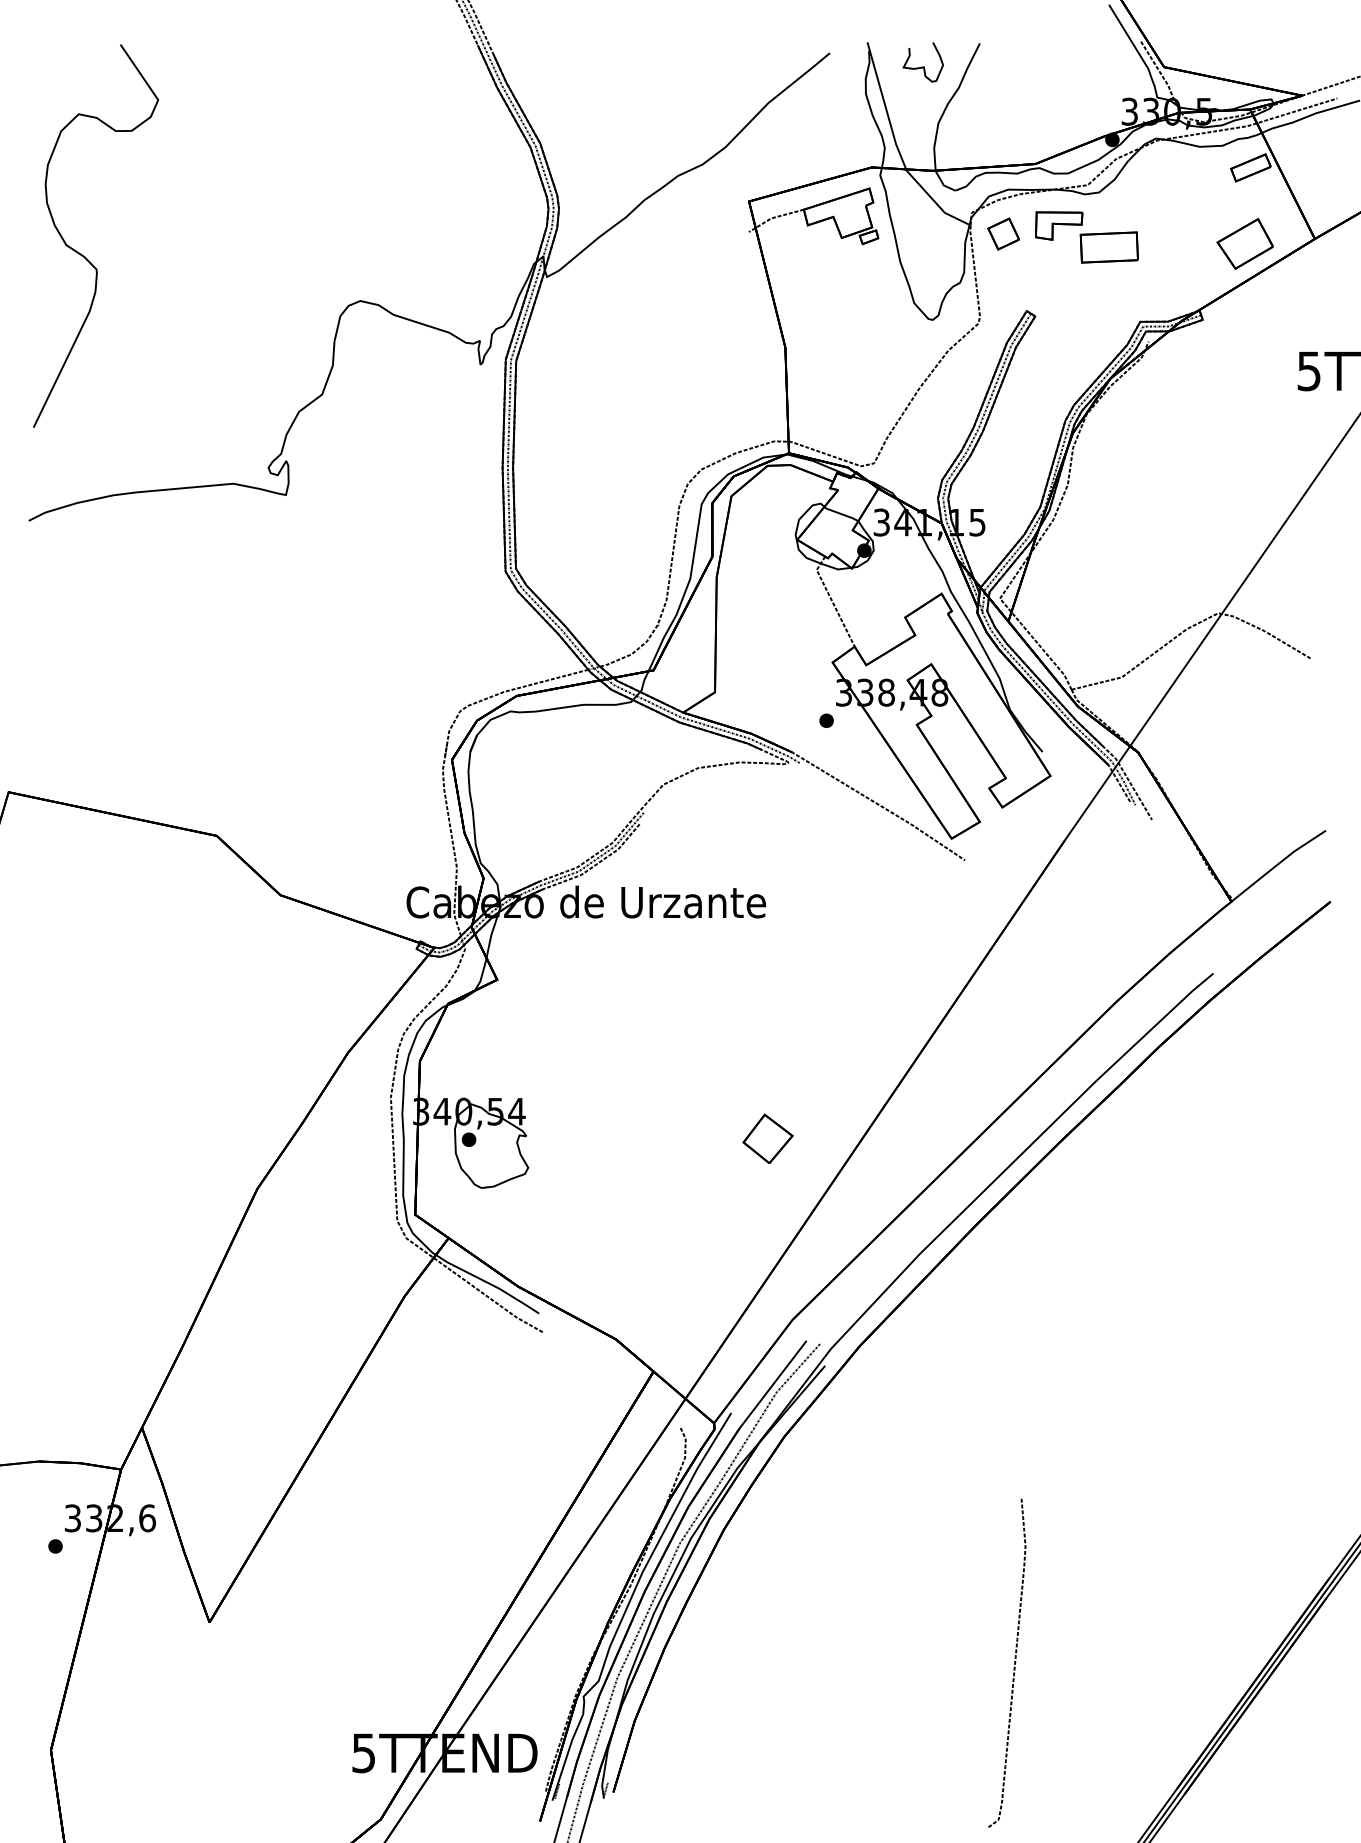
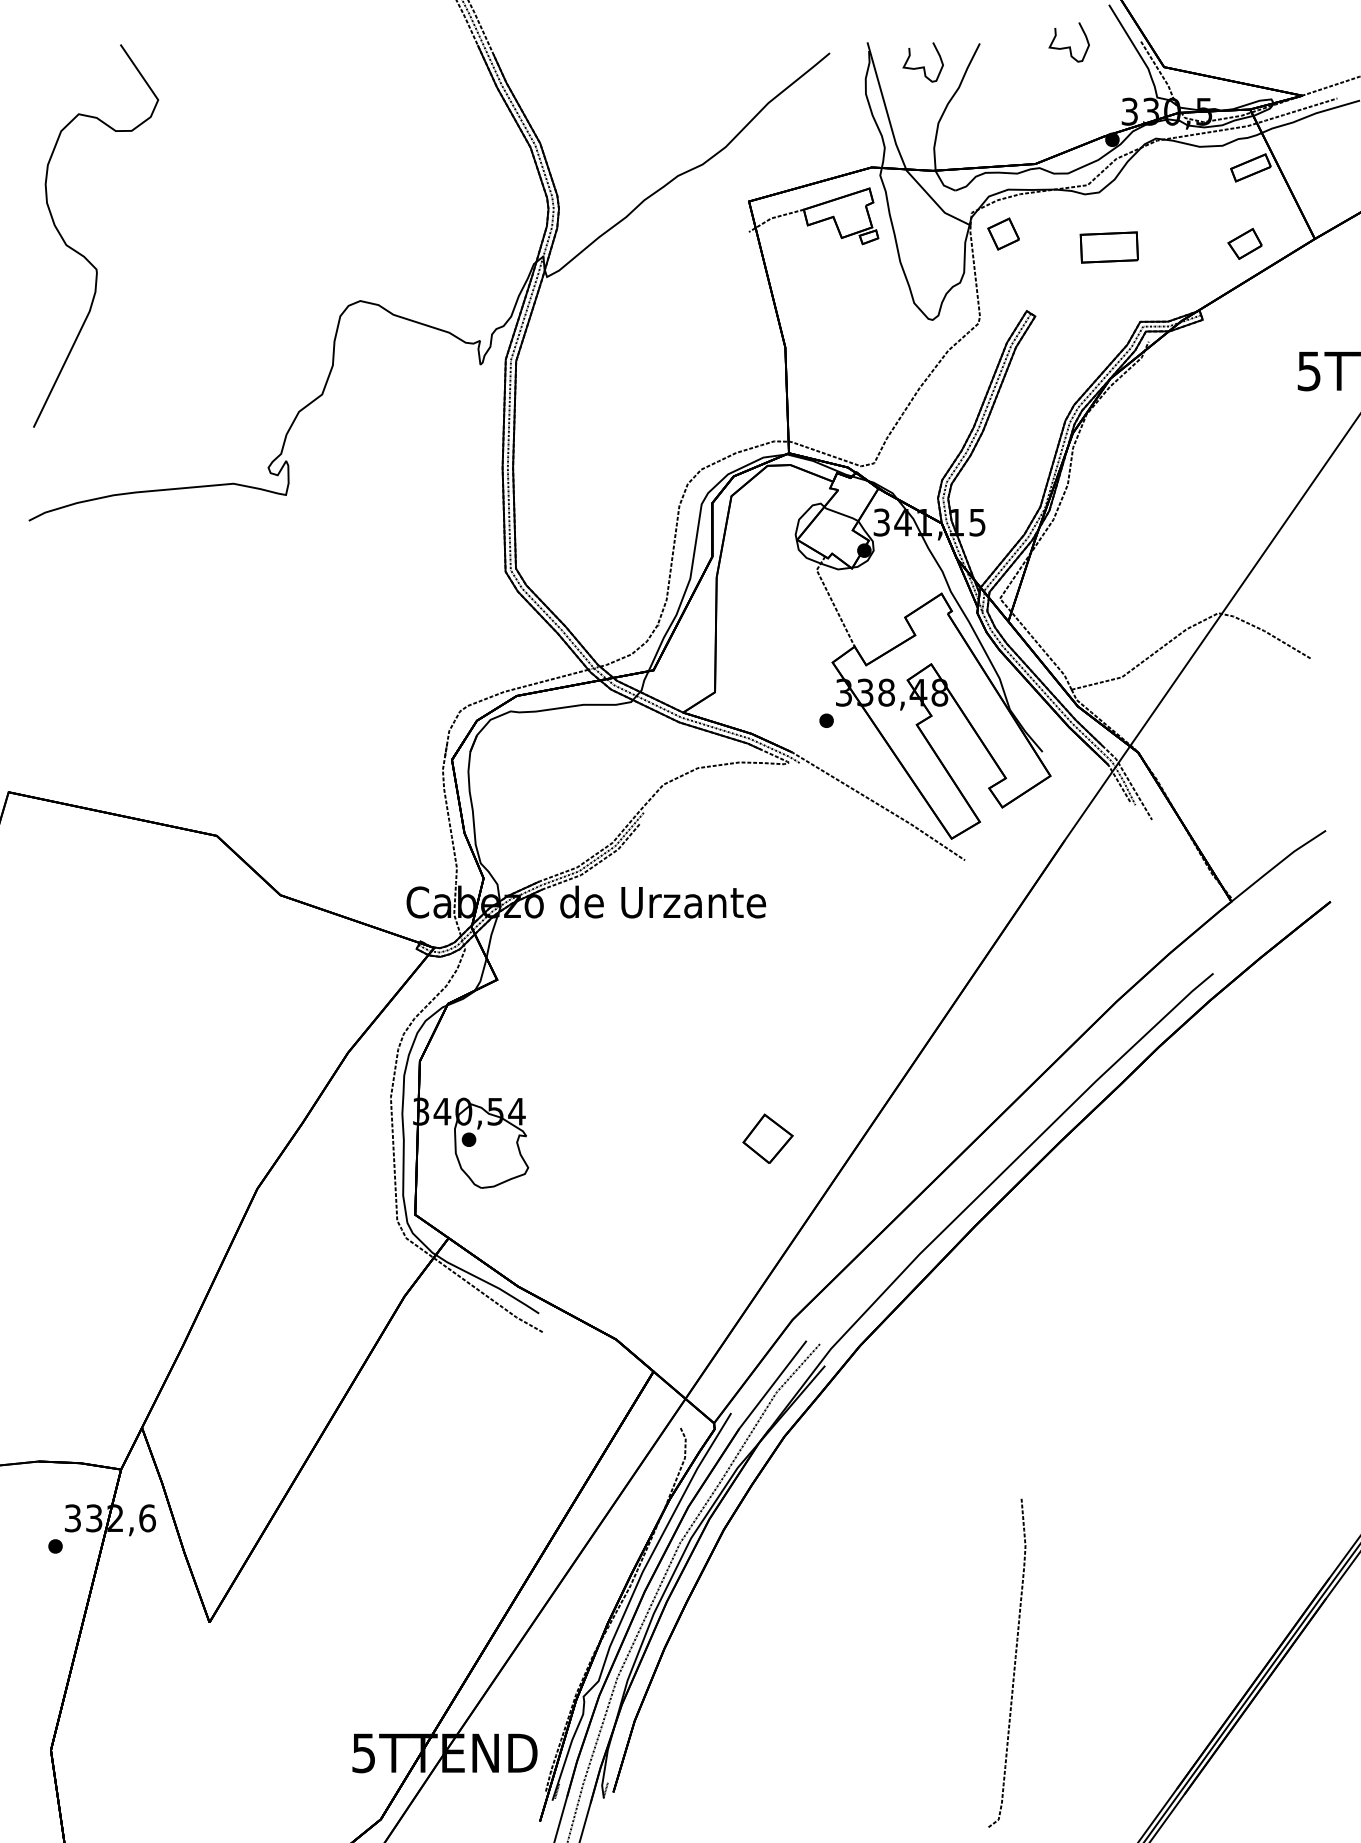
curve: none -> present (1068, 46)
part: present -> none (1059, 225)
part size: 58x52 px -> 36x32 px (1244, 243)
